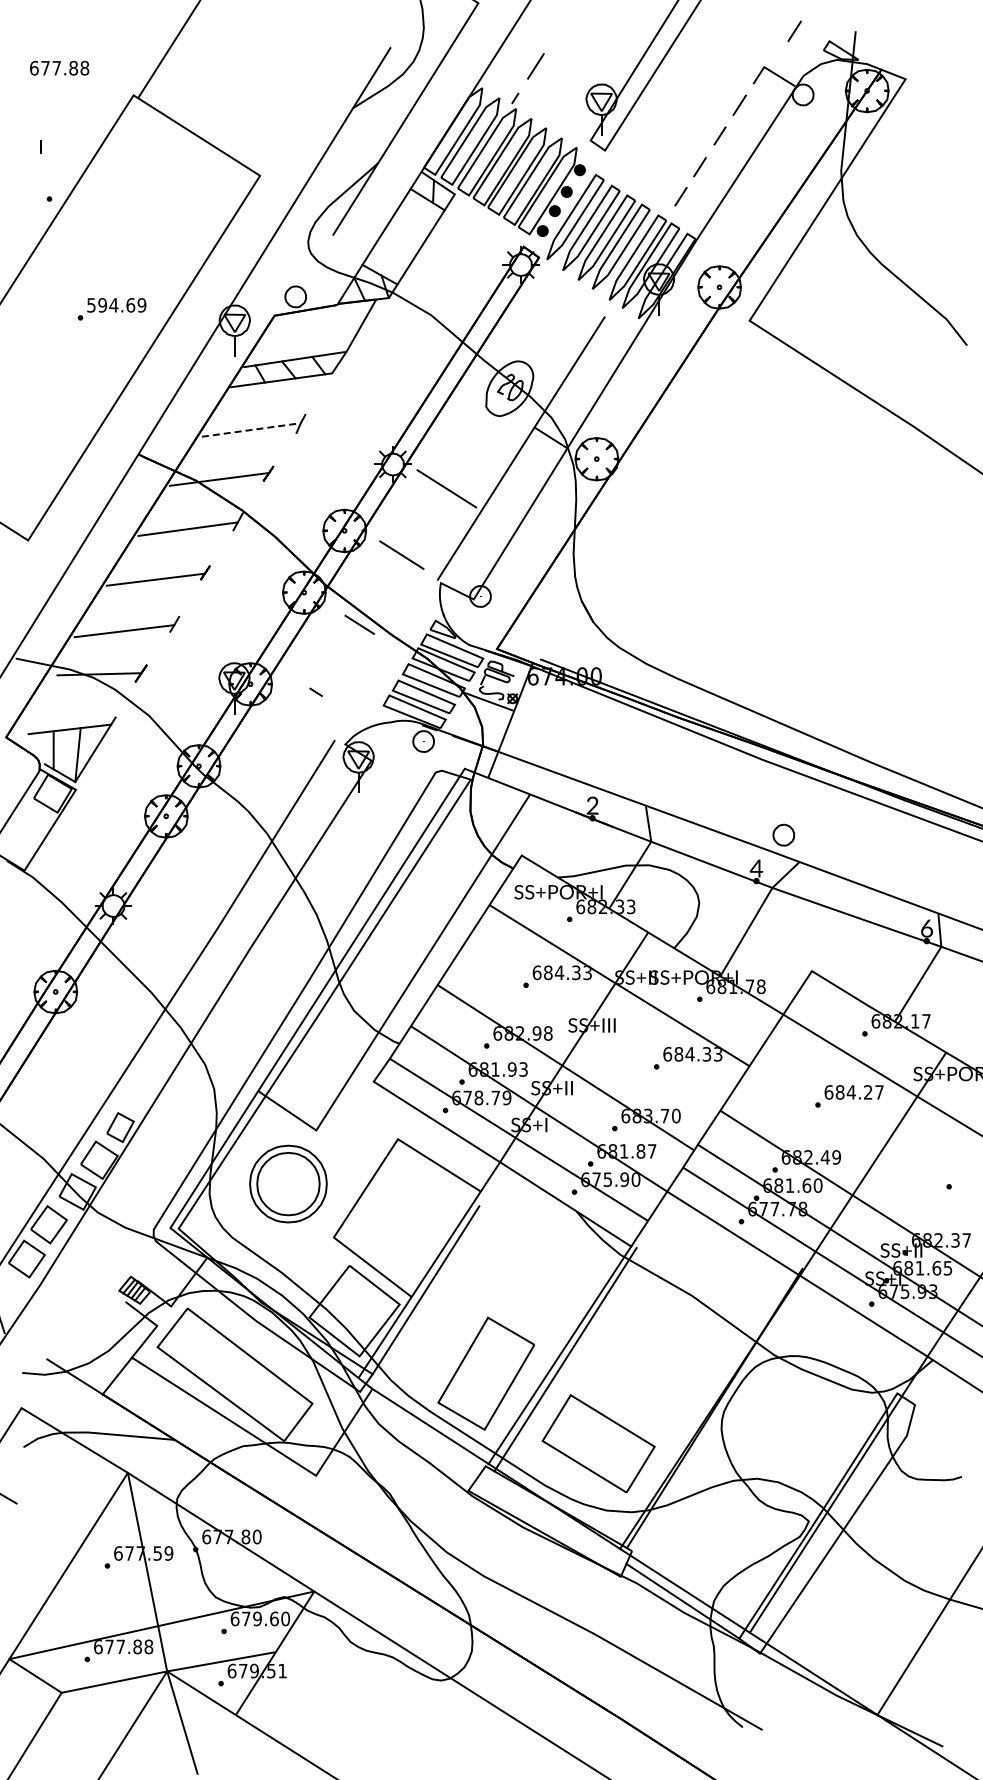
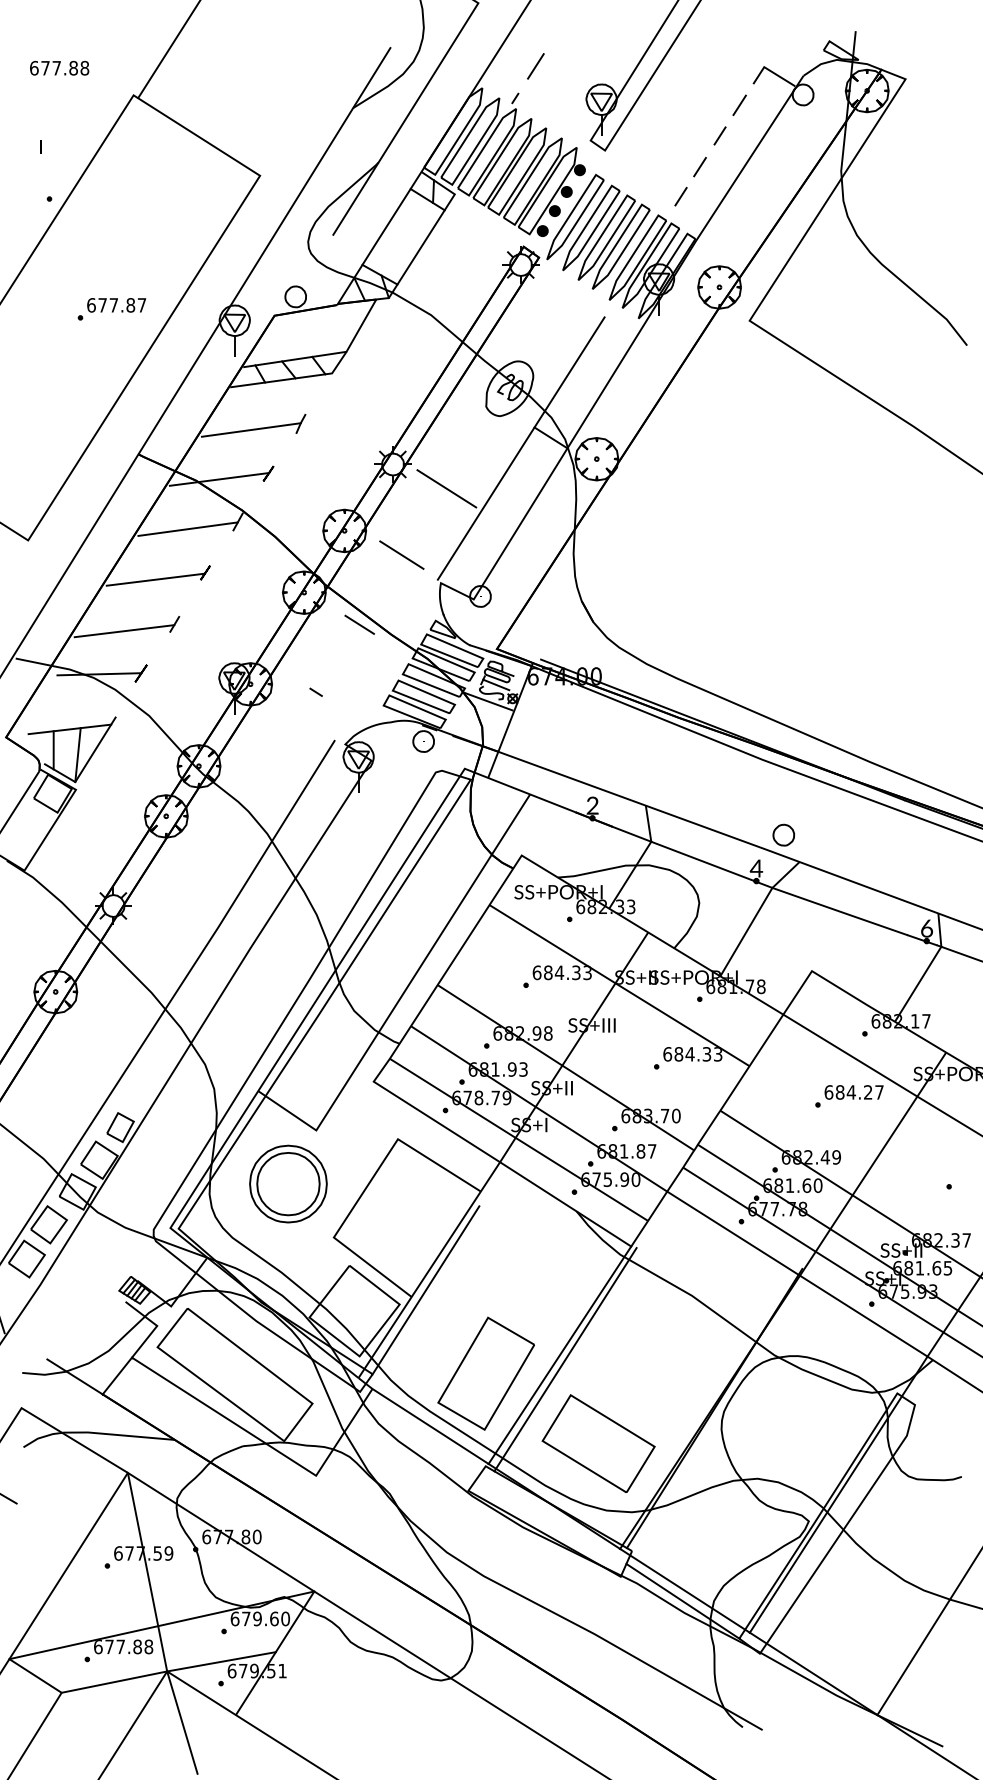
line: present -> none (794, 31)
text: 594.69 -> 677.87 (116, 305)
line: dashed -> solid (251, 429)
line: none -> present (496, 684)
